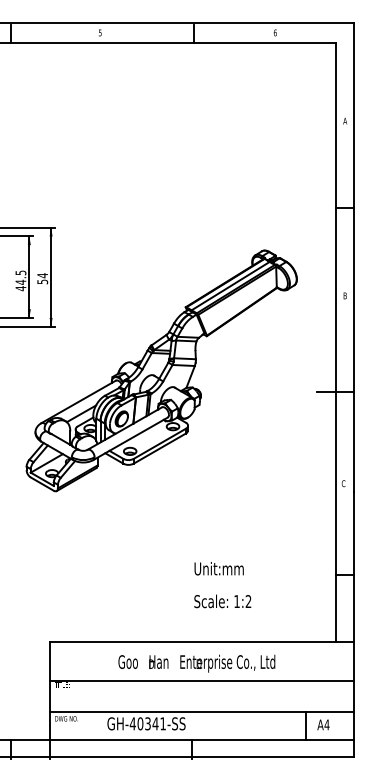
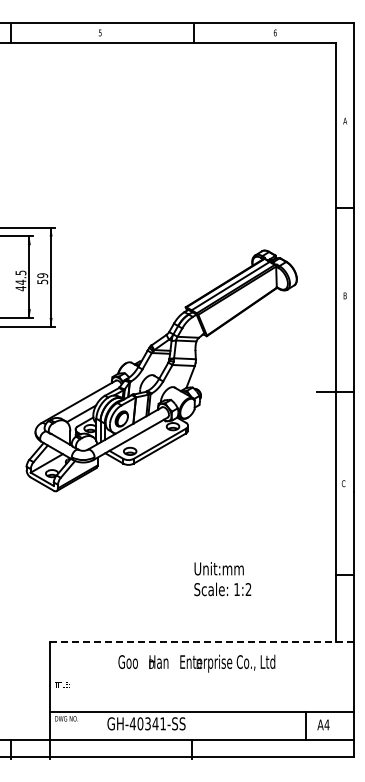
text: 54 -> 59 (42, 275)
text position: (222, 601) -> (222, 589) (222, 589)
line: solid -> dashed (202, 641)
line: present -> none (202, 680)
